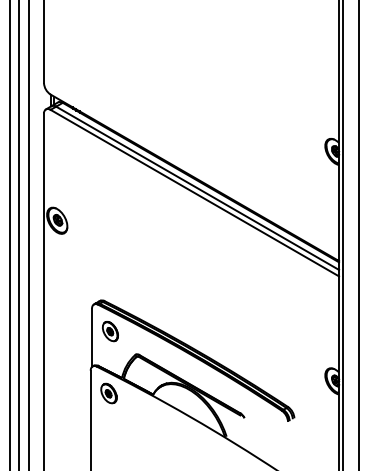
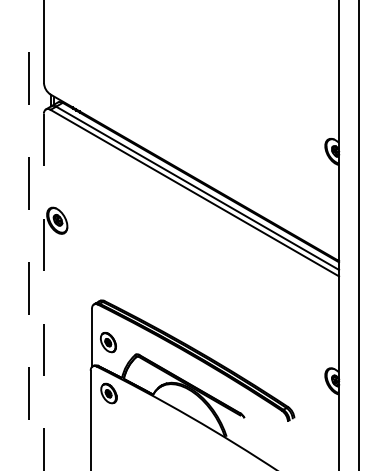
line: present -> none (10, 234)
line: present -> none (18, 234)
line: present -> none (342, 234)
line: solid -> dashed (29, 235)
line: solid -> dashed (44, 292)
part position: (110, 331) -> (108, 342) (108, 342)
